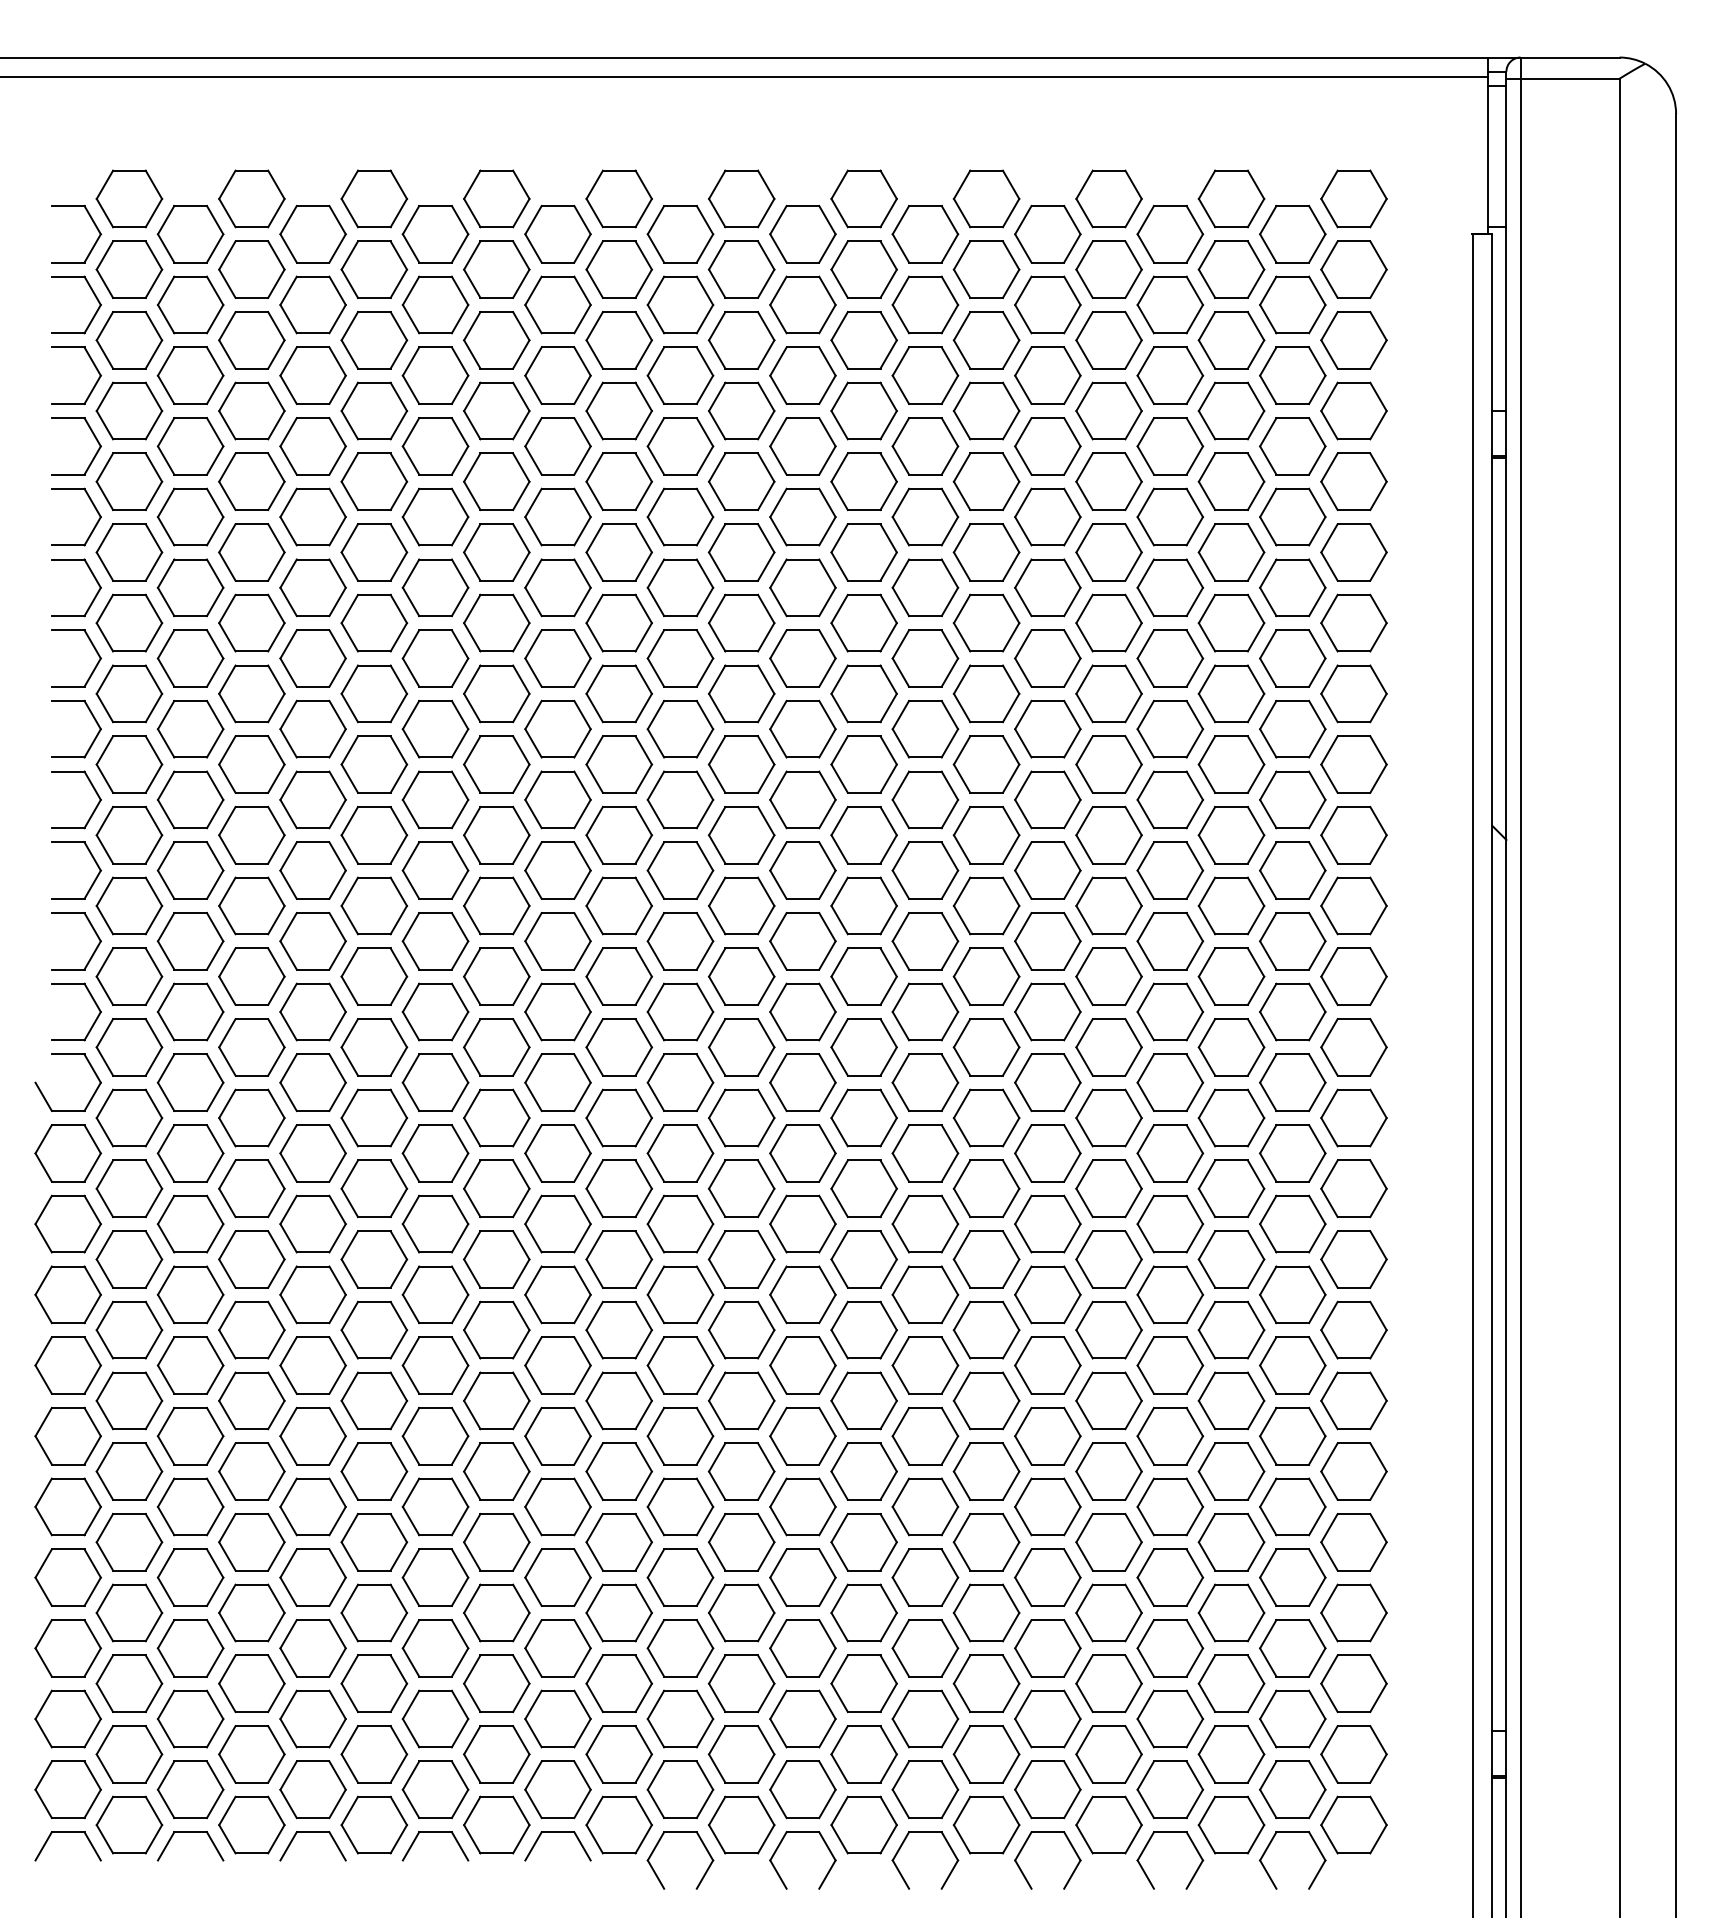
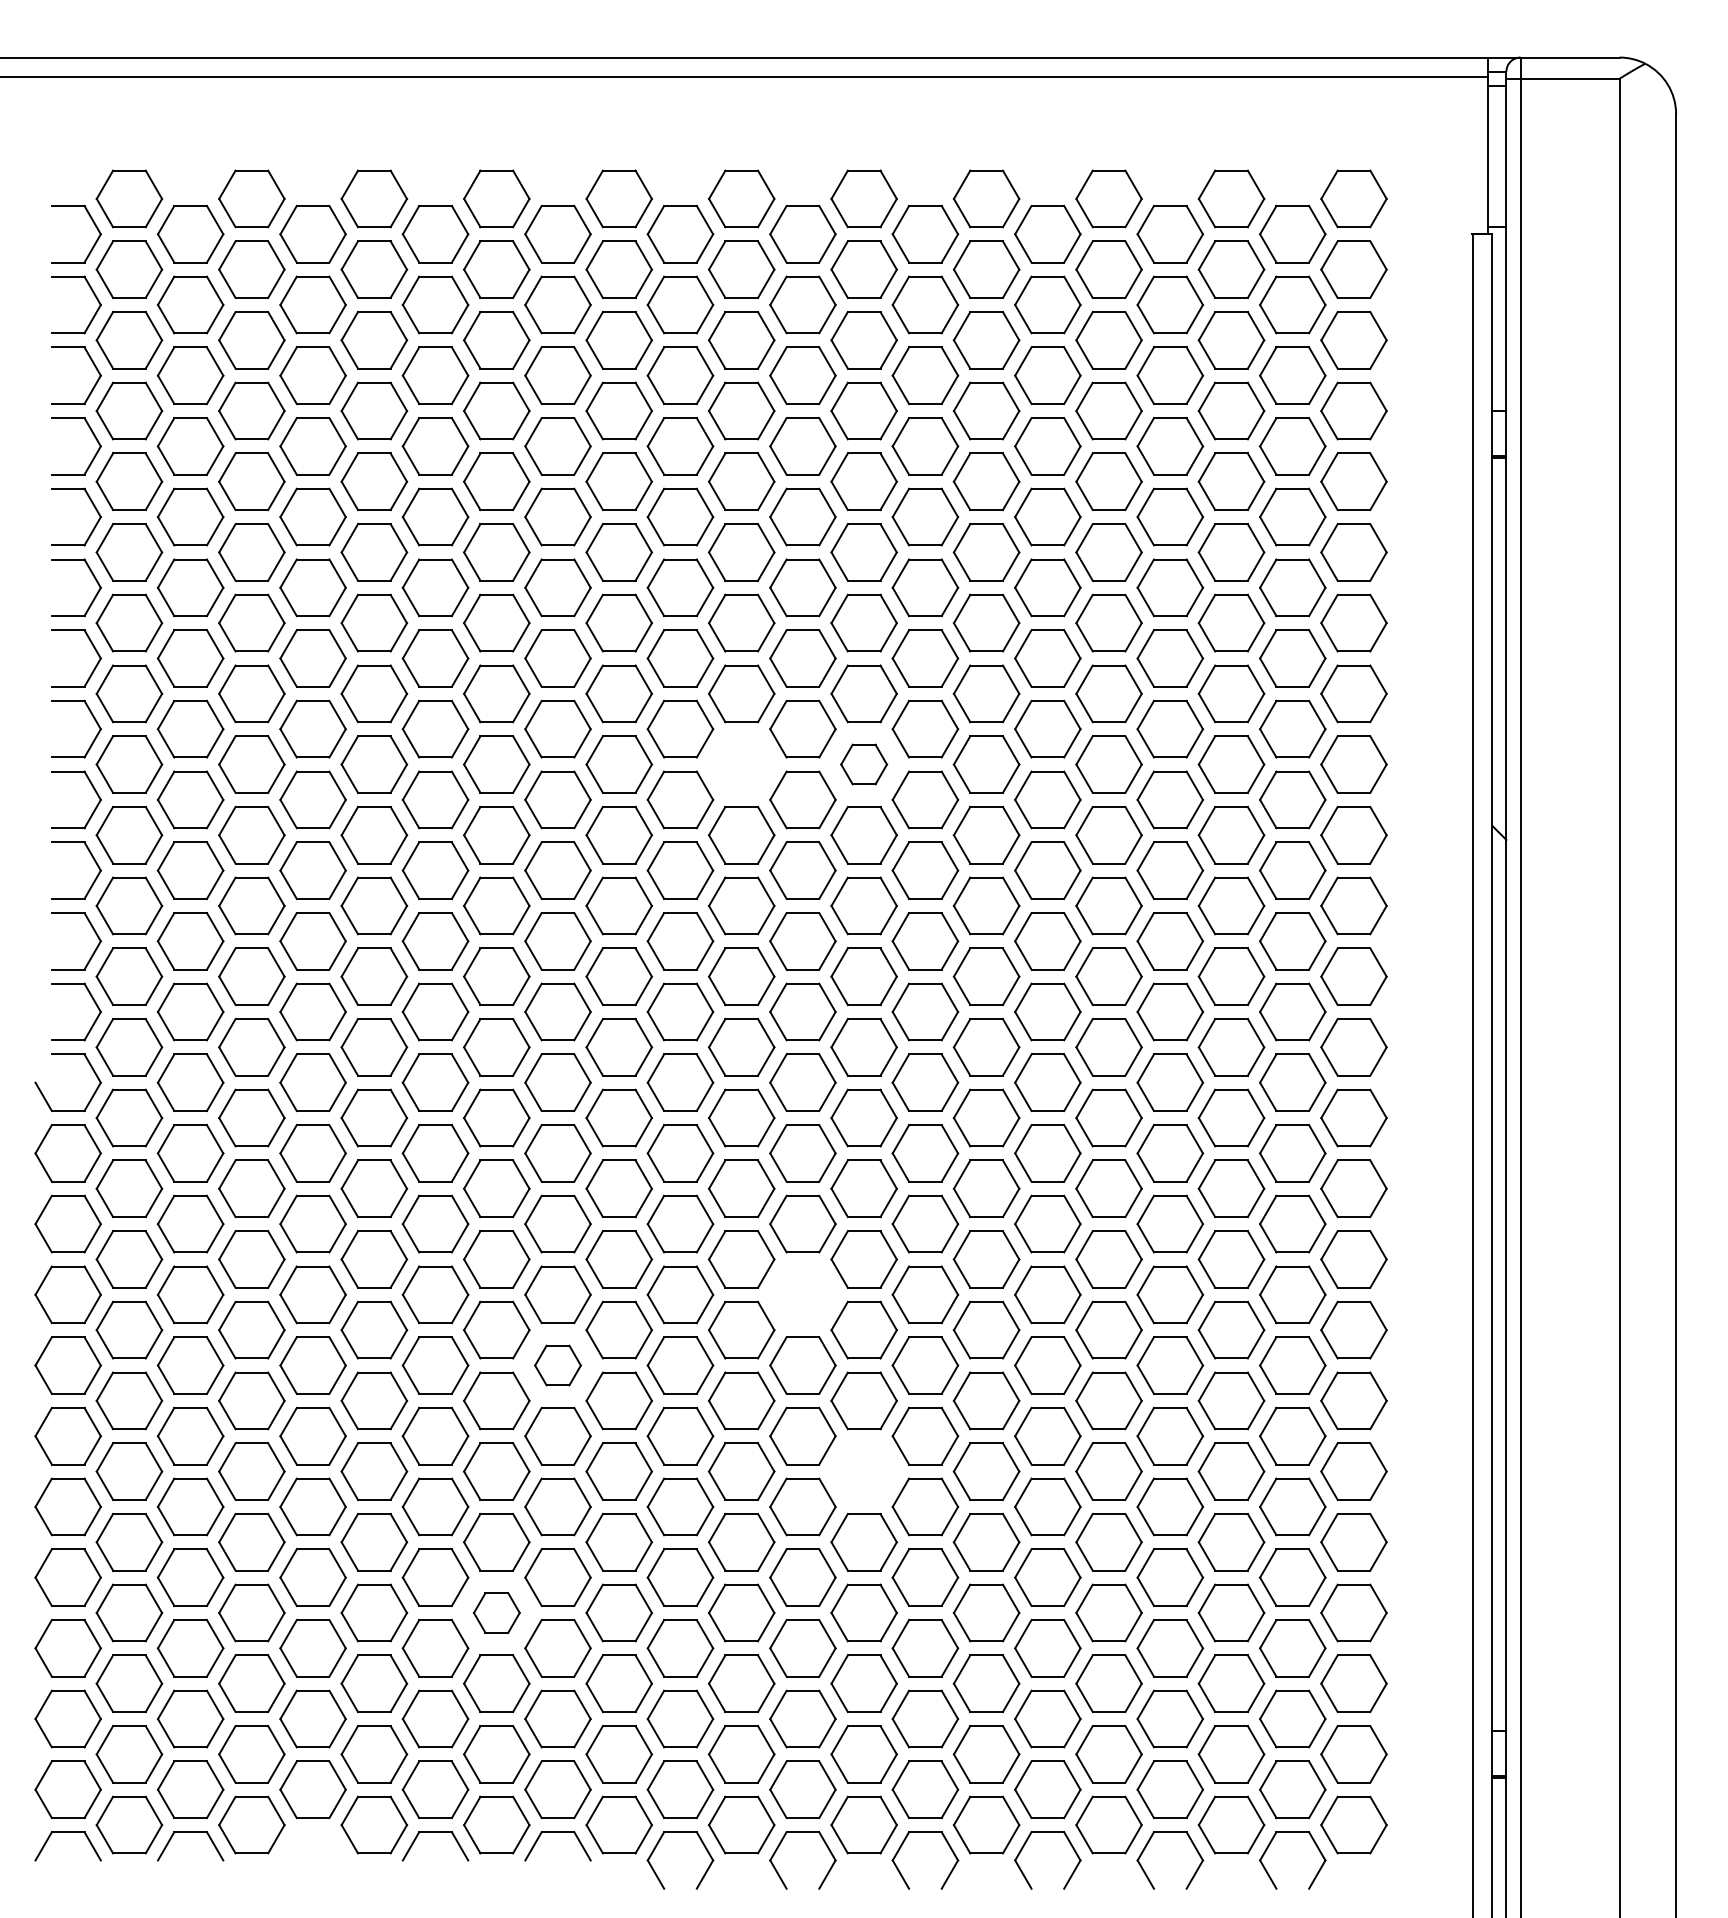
part: present -> none (741, 764)
part size: 68x59 px -> 49x43 px (864, 764)
part: present -> none (802, 1294)
part size: 68x59 px -> 48x43 px (557, 1365)
part: present -> none (863, 1471)
part size: 68x60 px -> 48x42 px (496, 1612)
part: present -> none (312, 1832)
